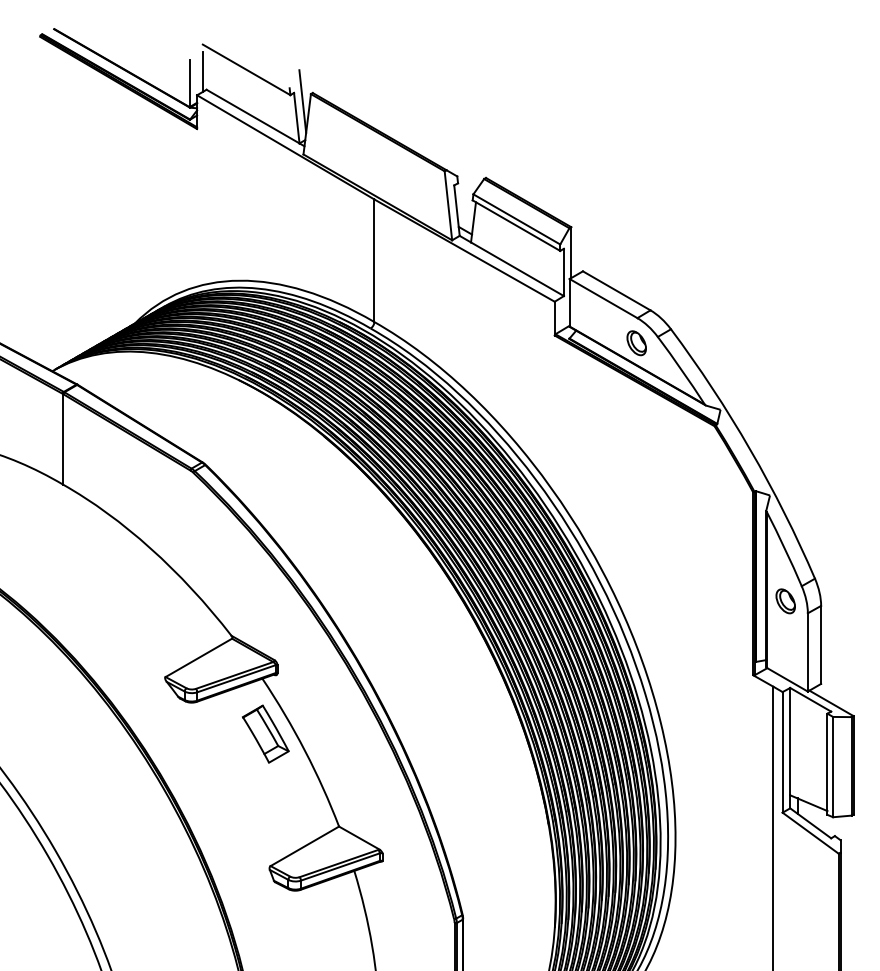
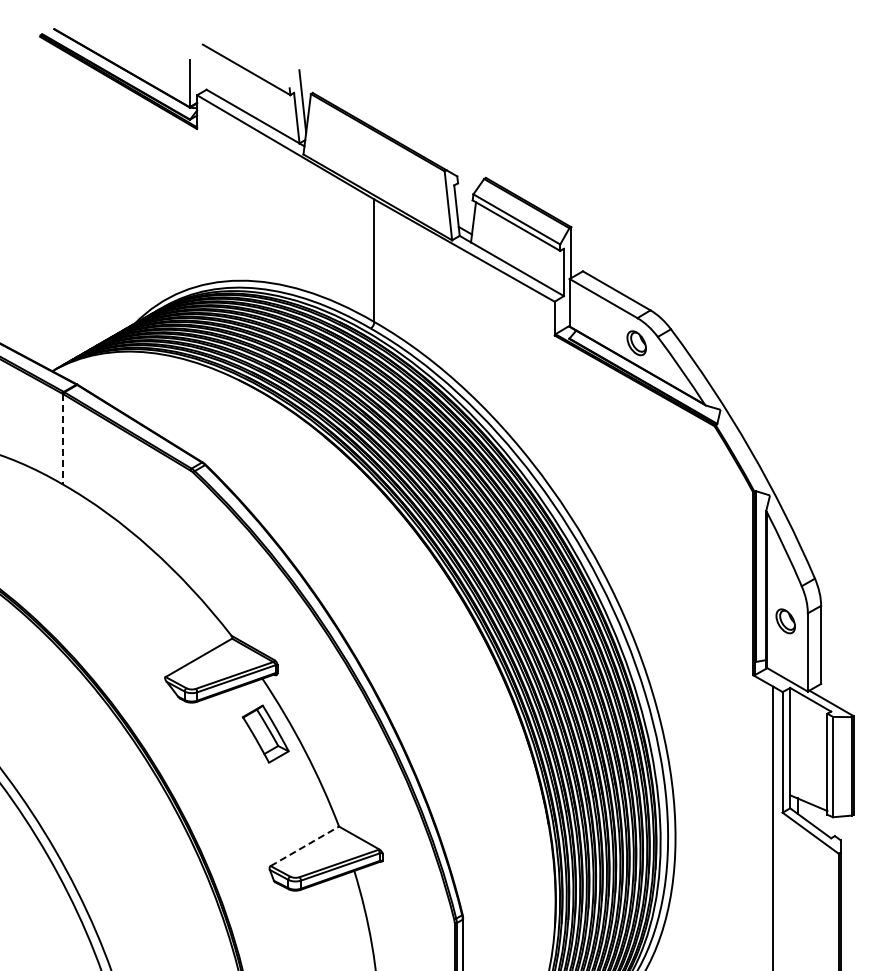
line: present -> none (202, 71)
line: solid -> dashed (63, 439)
part position: (785, 601) -> (785, 621) (785, 621)
line: solid -> dashed (304, 846)
